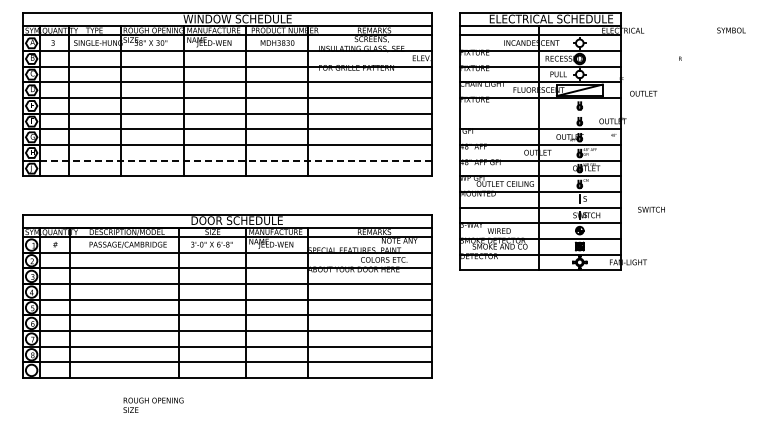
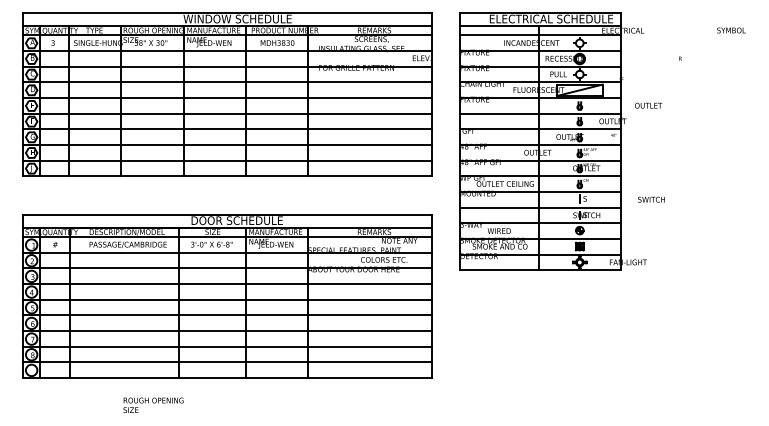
text position: (643, 93) -> (648, 105) (648, 105)
line: none -> present (539, 113)
line: dashed -> solid (226, 160)
text position: (651, 209) -> (651, 199) (651, 199)
